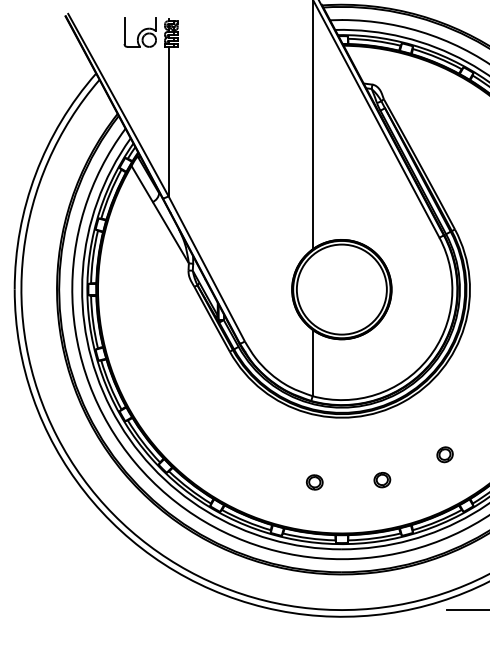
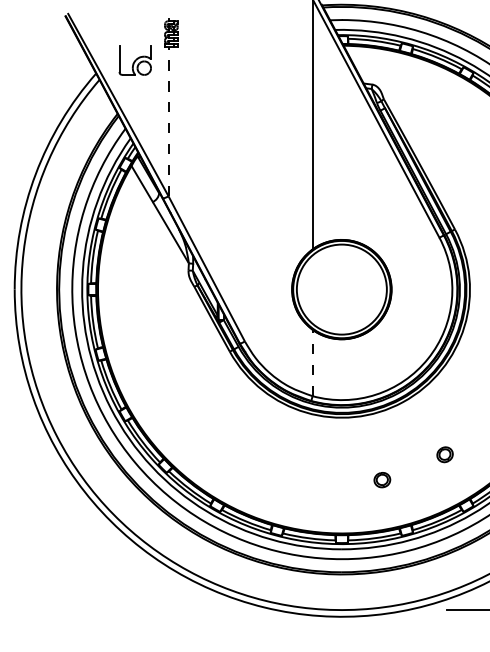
part position: (139, 32) -> (134, 60) (134, 60)
line: solid -> dashed (168, 121)
line: solid -> dashed (312, 362)
part: present -> none (314, 482)
